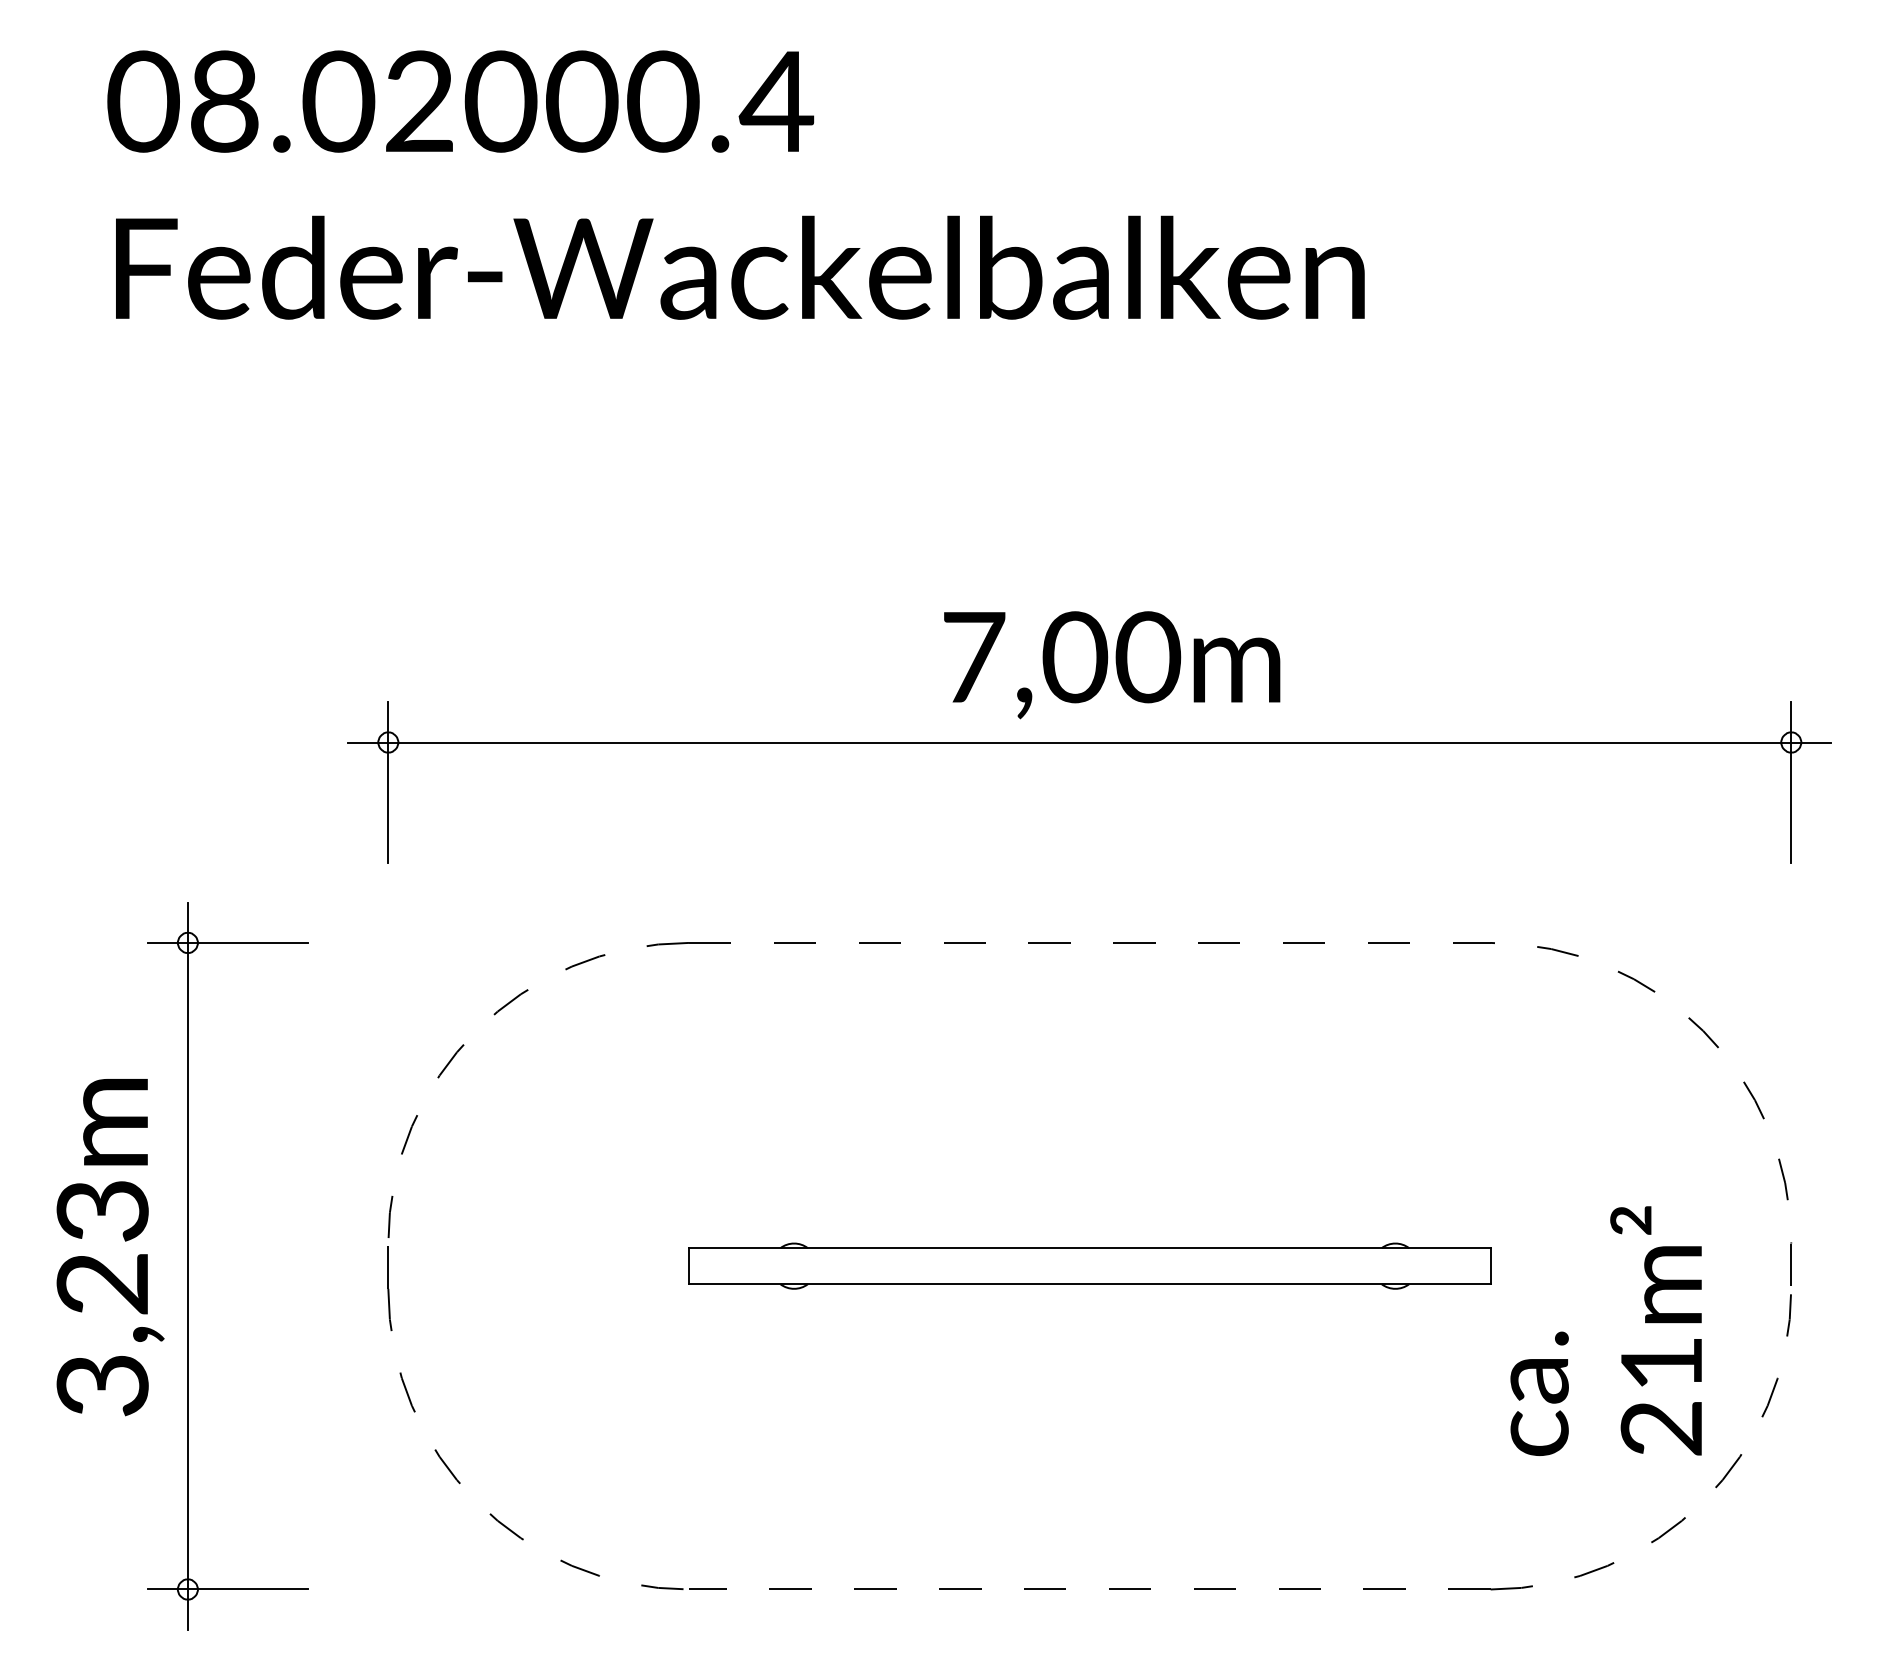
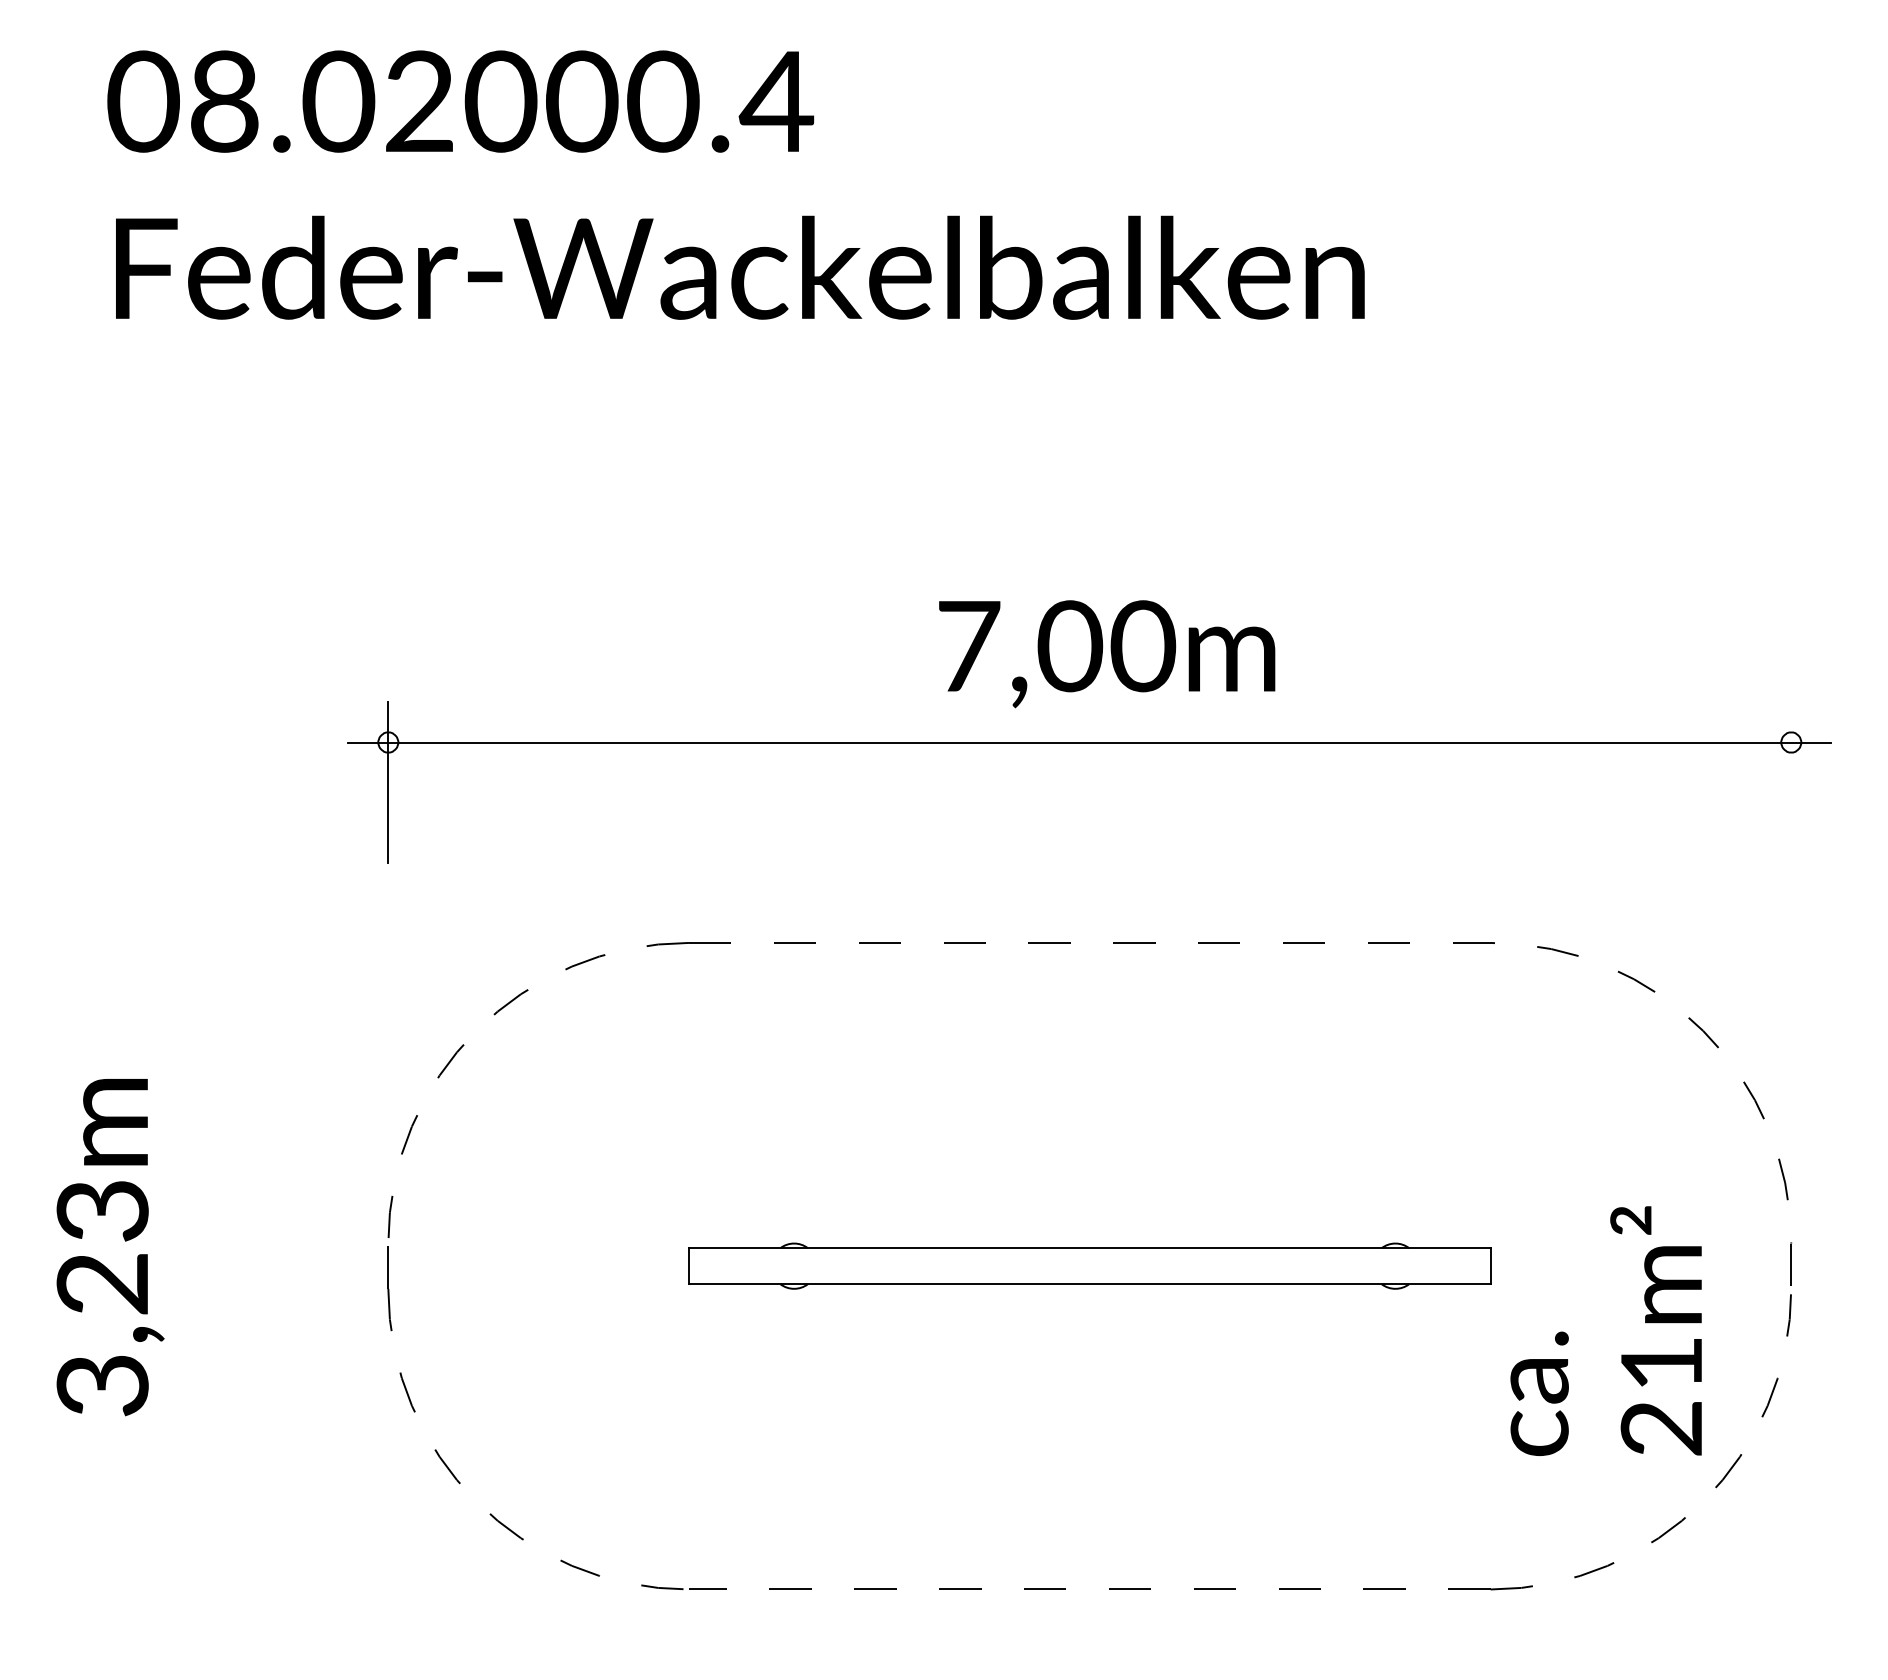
text position: (1112, 665) -> (1107, 654) (1107, 654)
line: present -> none (1791, 782)
part: present -> none (188, 1266)
